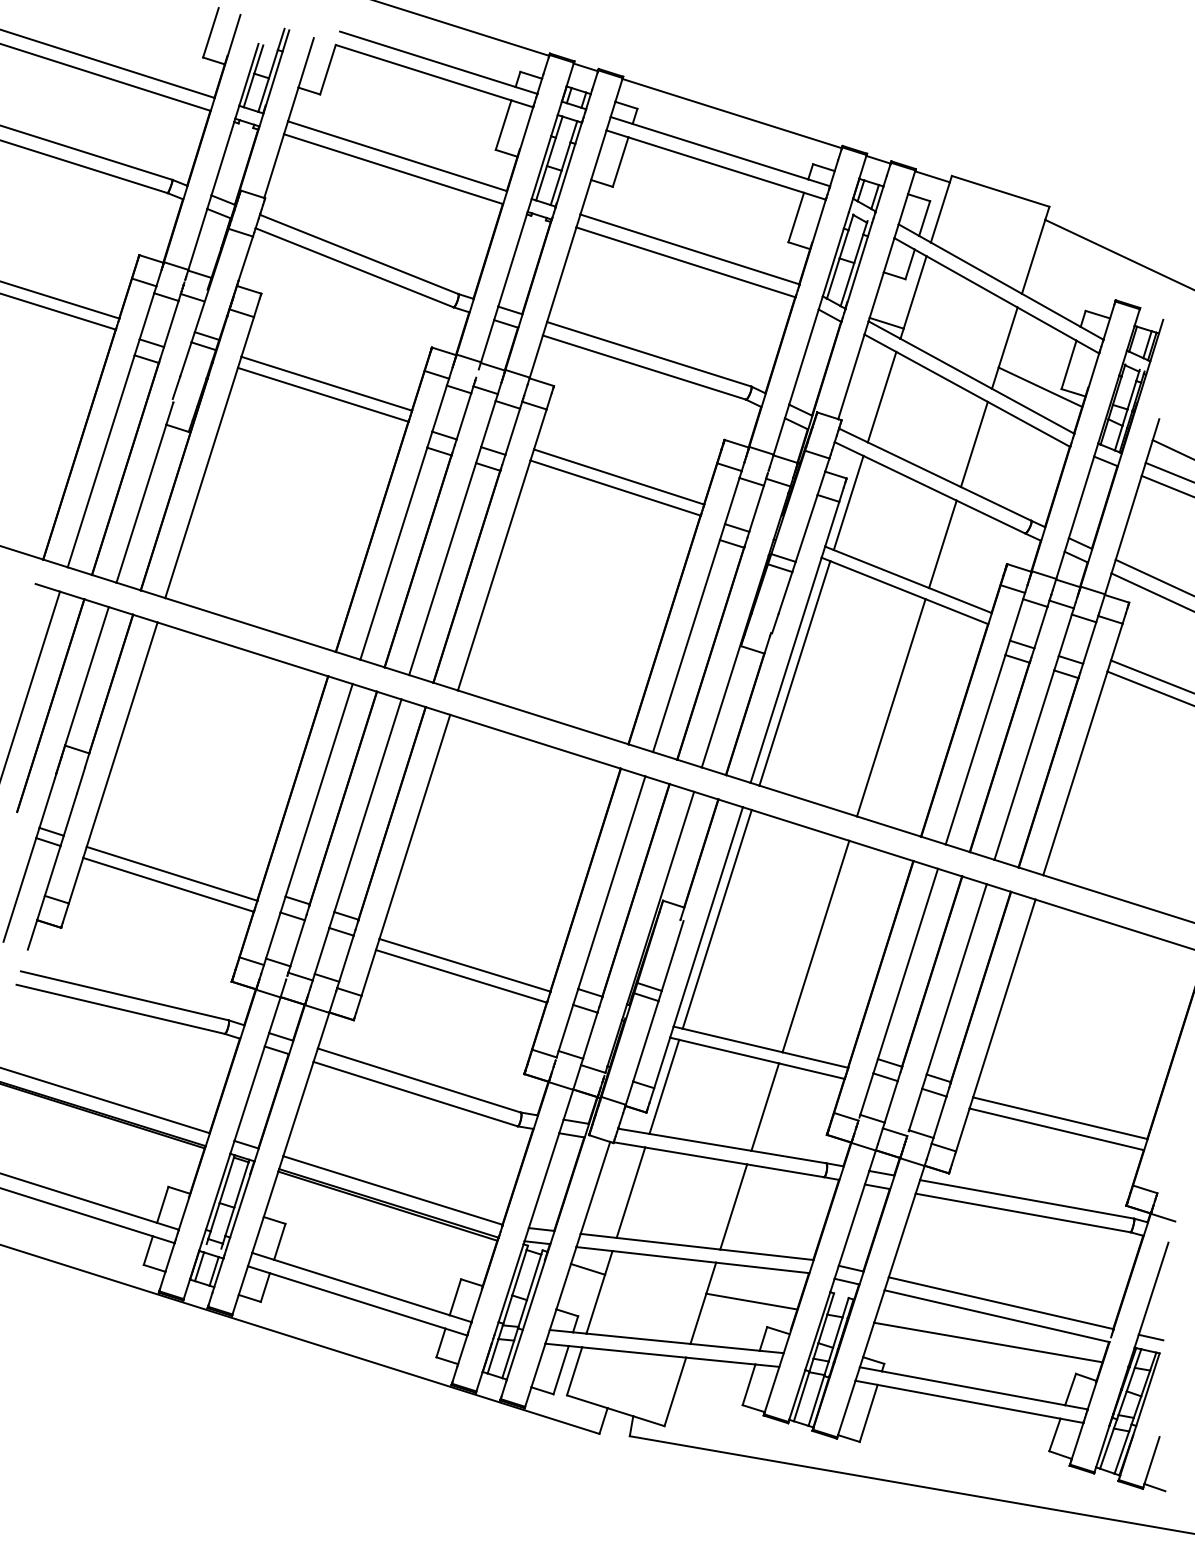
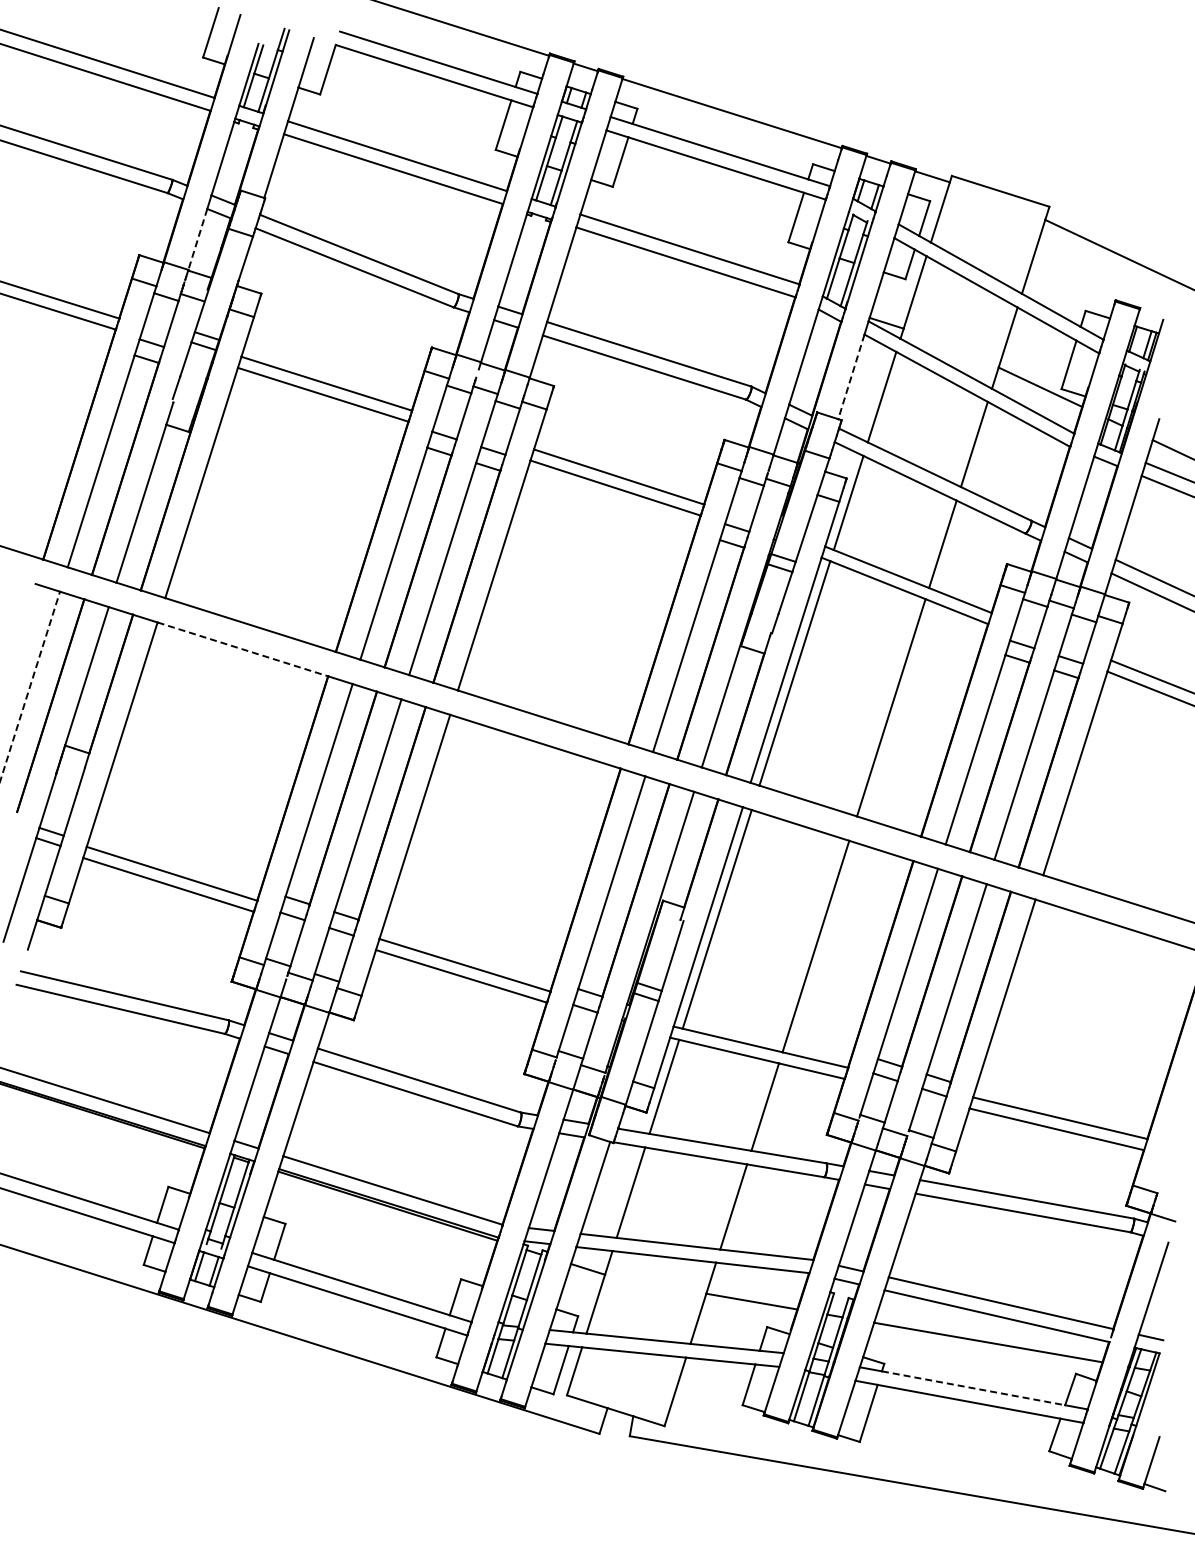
line: solid -> dashed (197, 239)
line: solid -> dashed (851, 377)
line: solid -> dashed (243, 649)
line: solid -> dashed (30, 686)
line: solid -> dashed (974, 1388)
